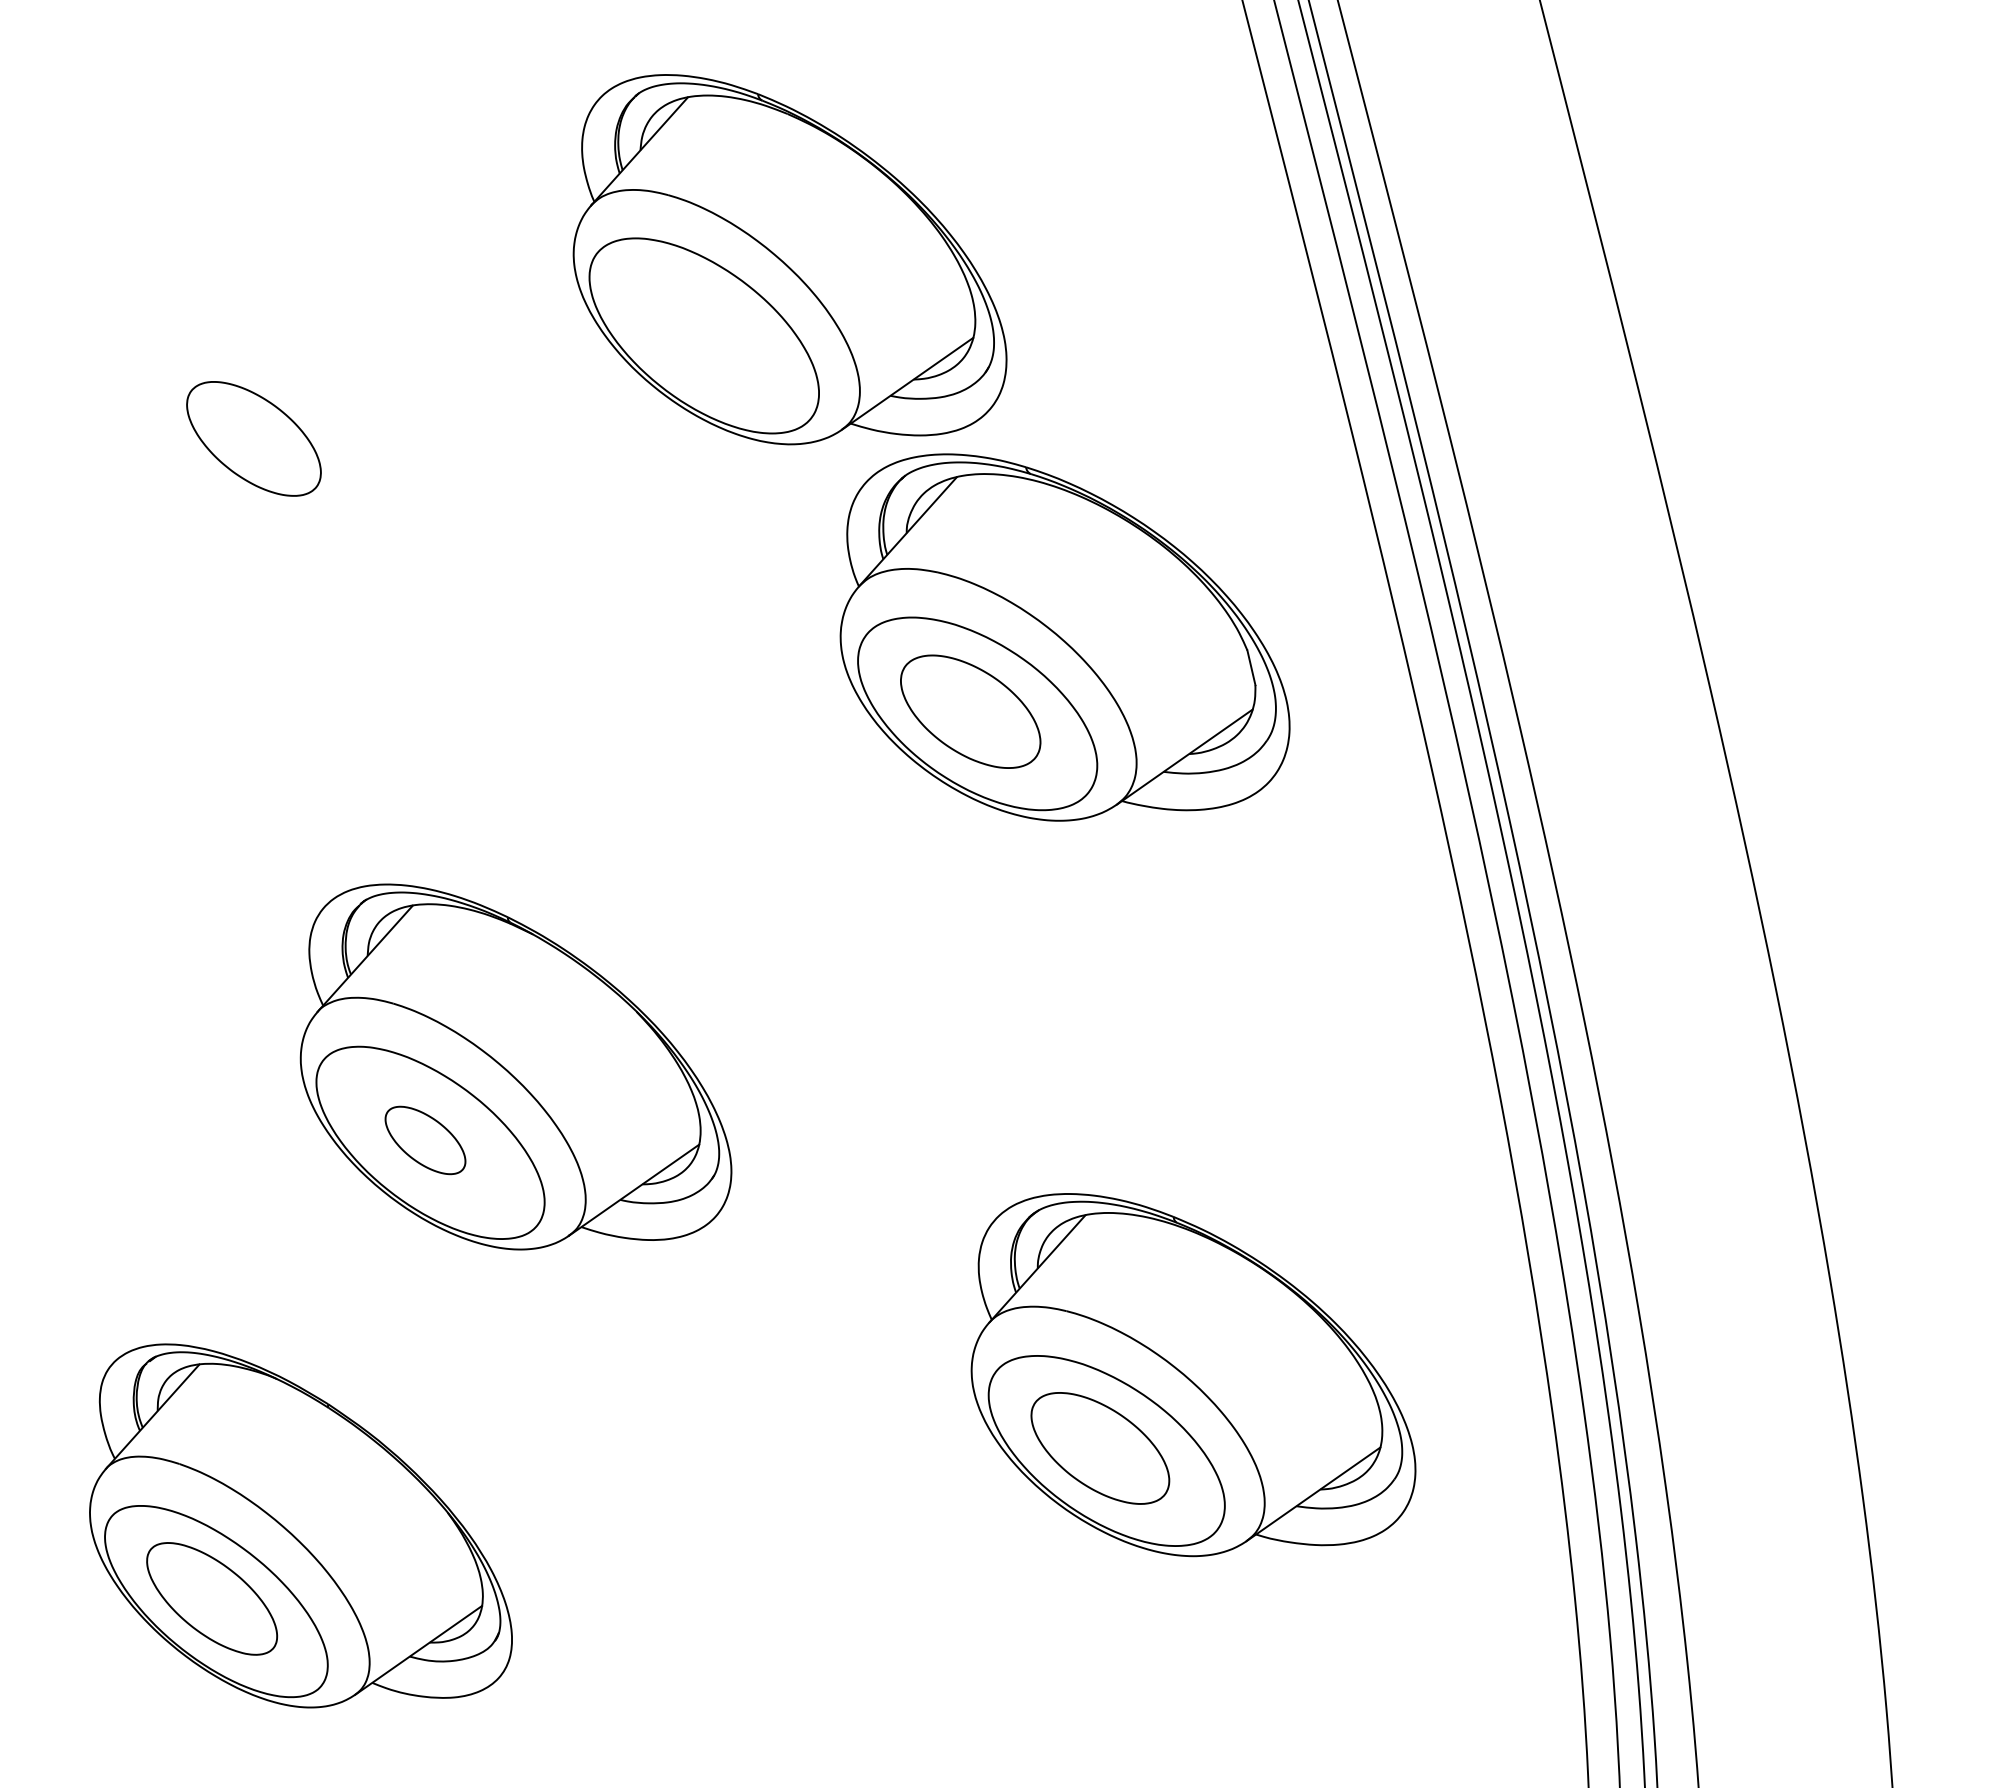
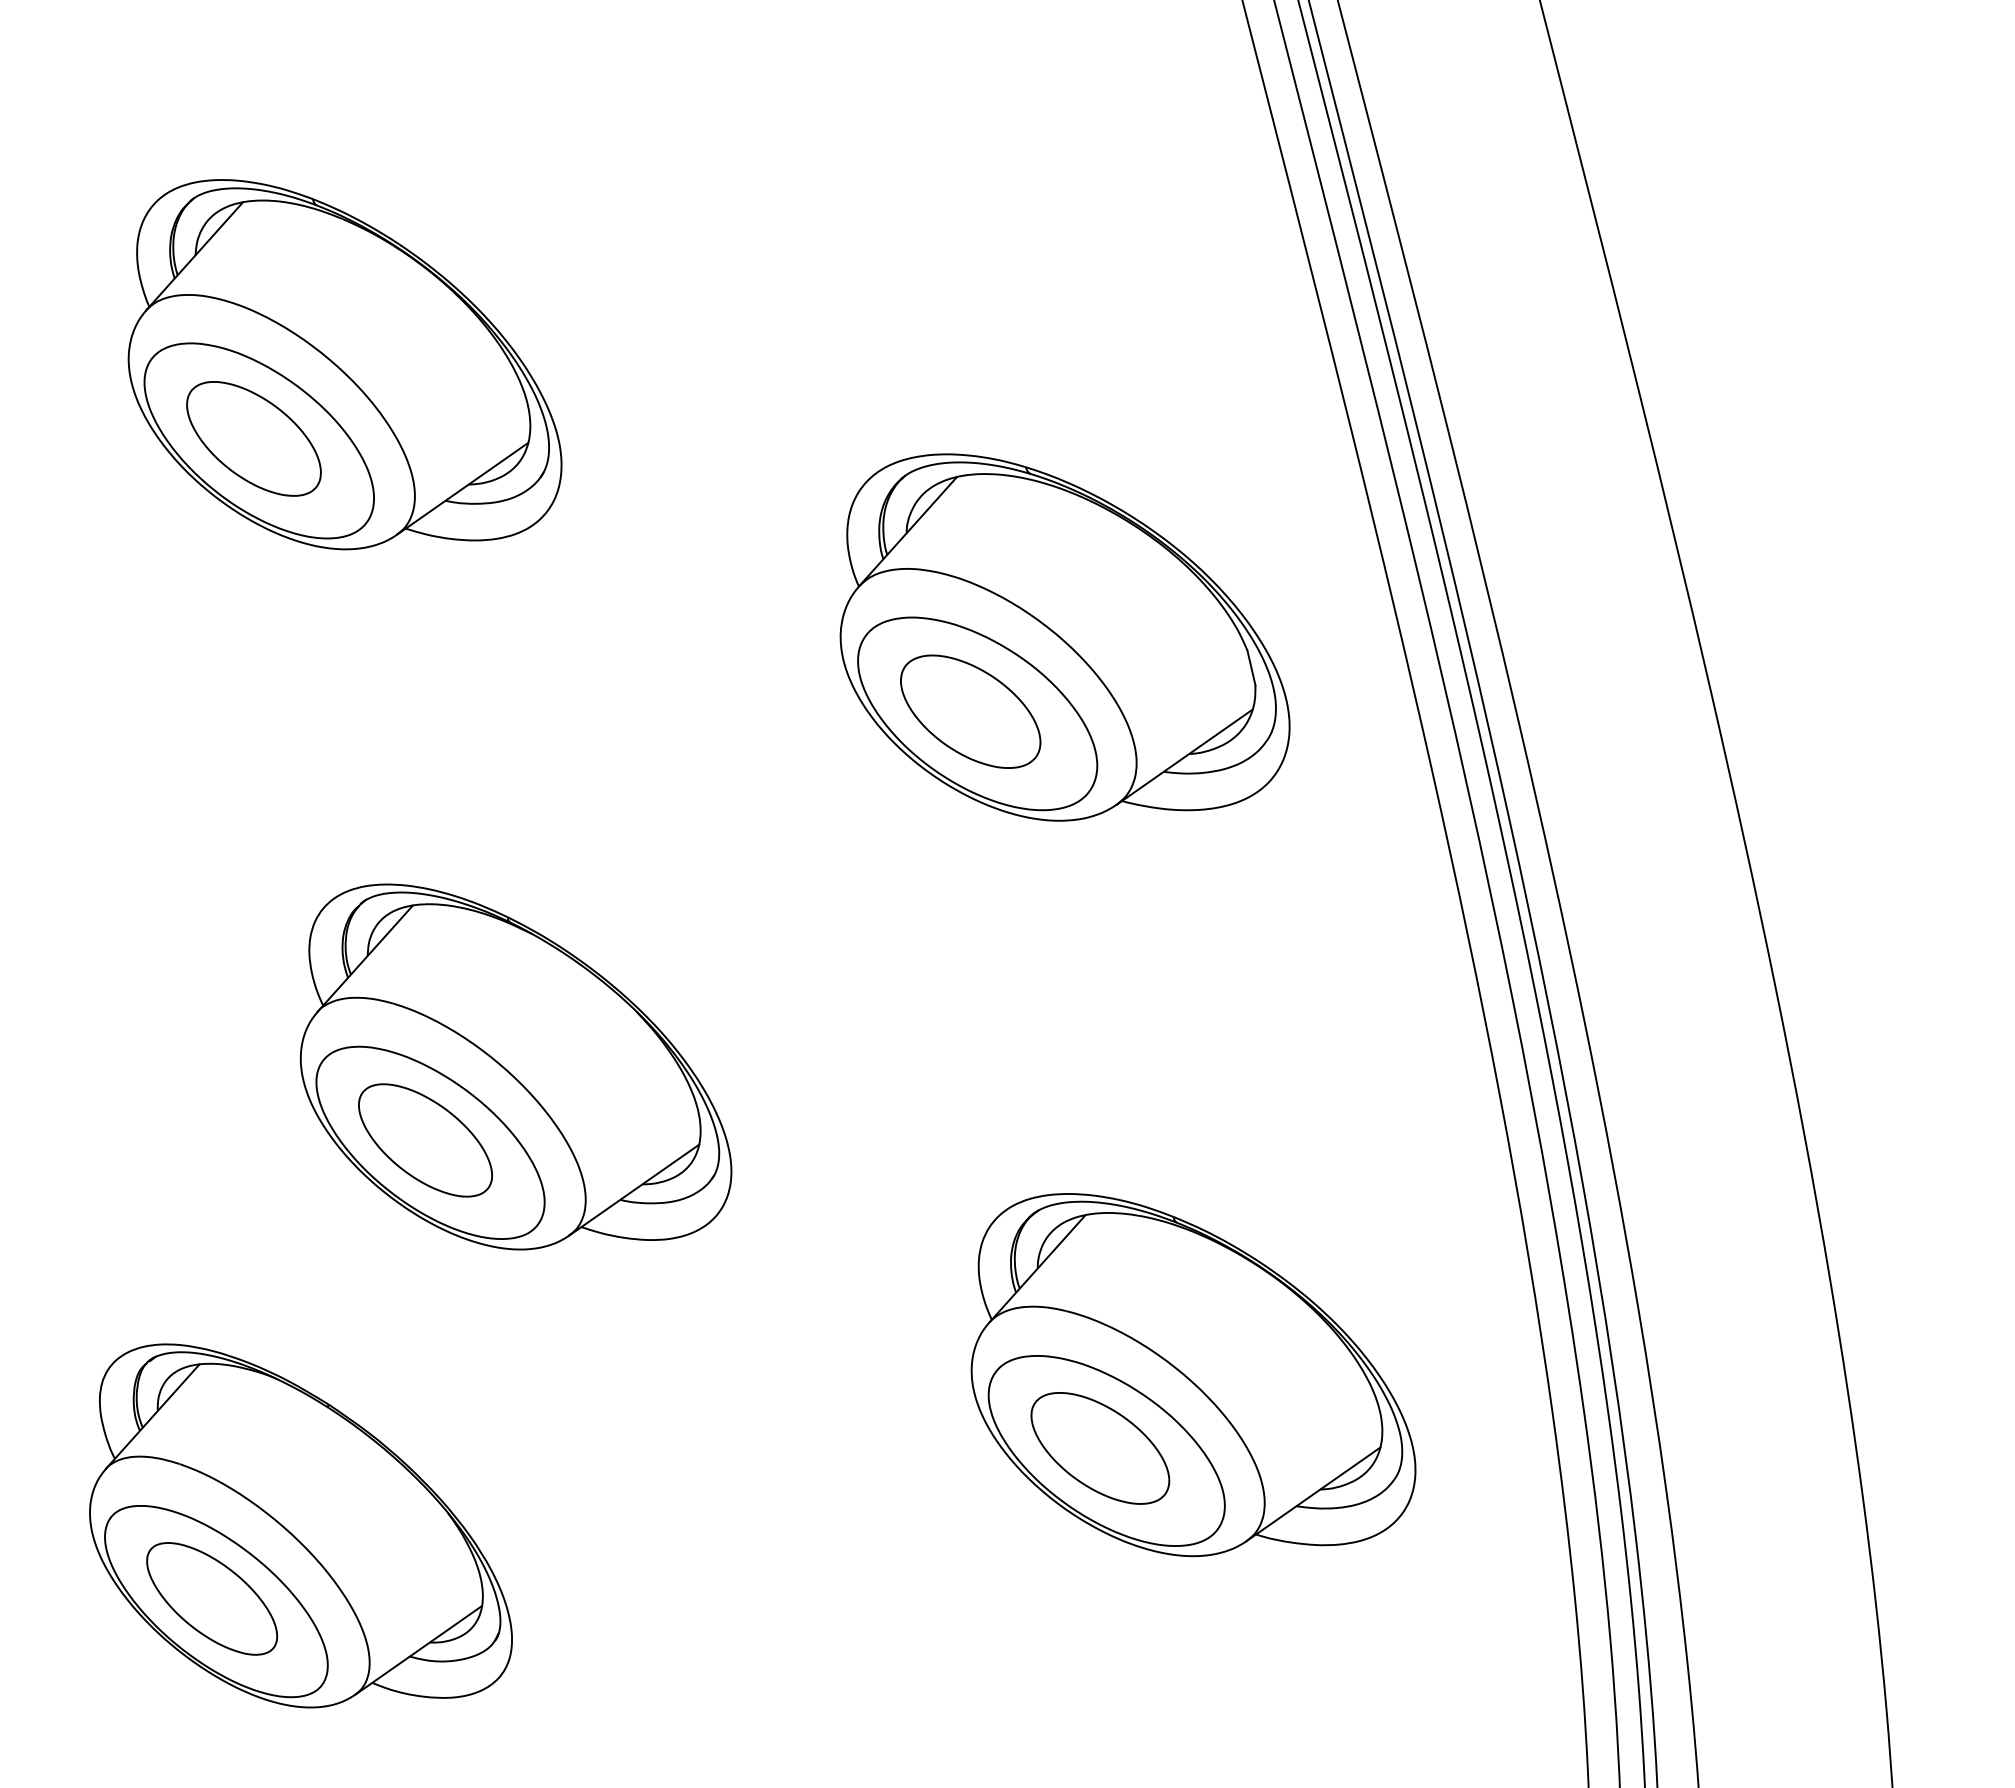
part position: (789, 259) -> (344, 364) (344, 364)
part size: 83x71 px -> 135x115 px (425, 1140)
